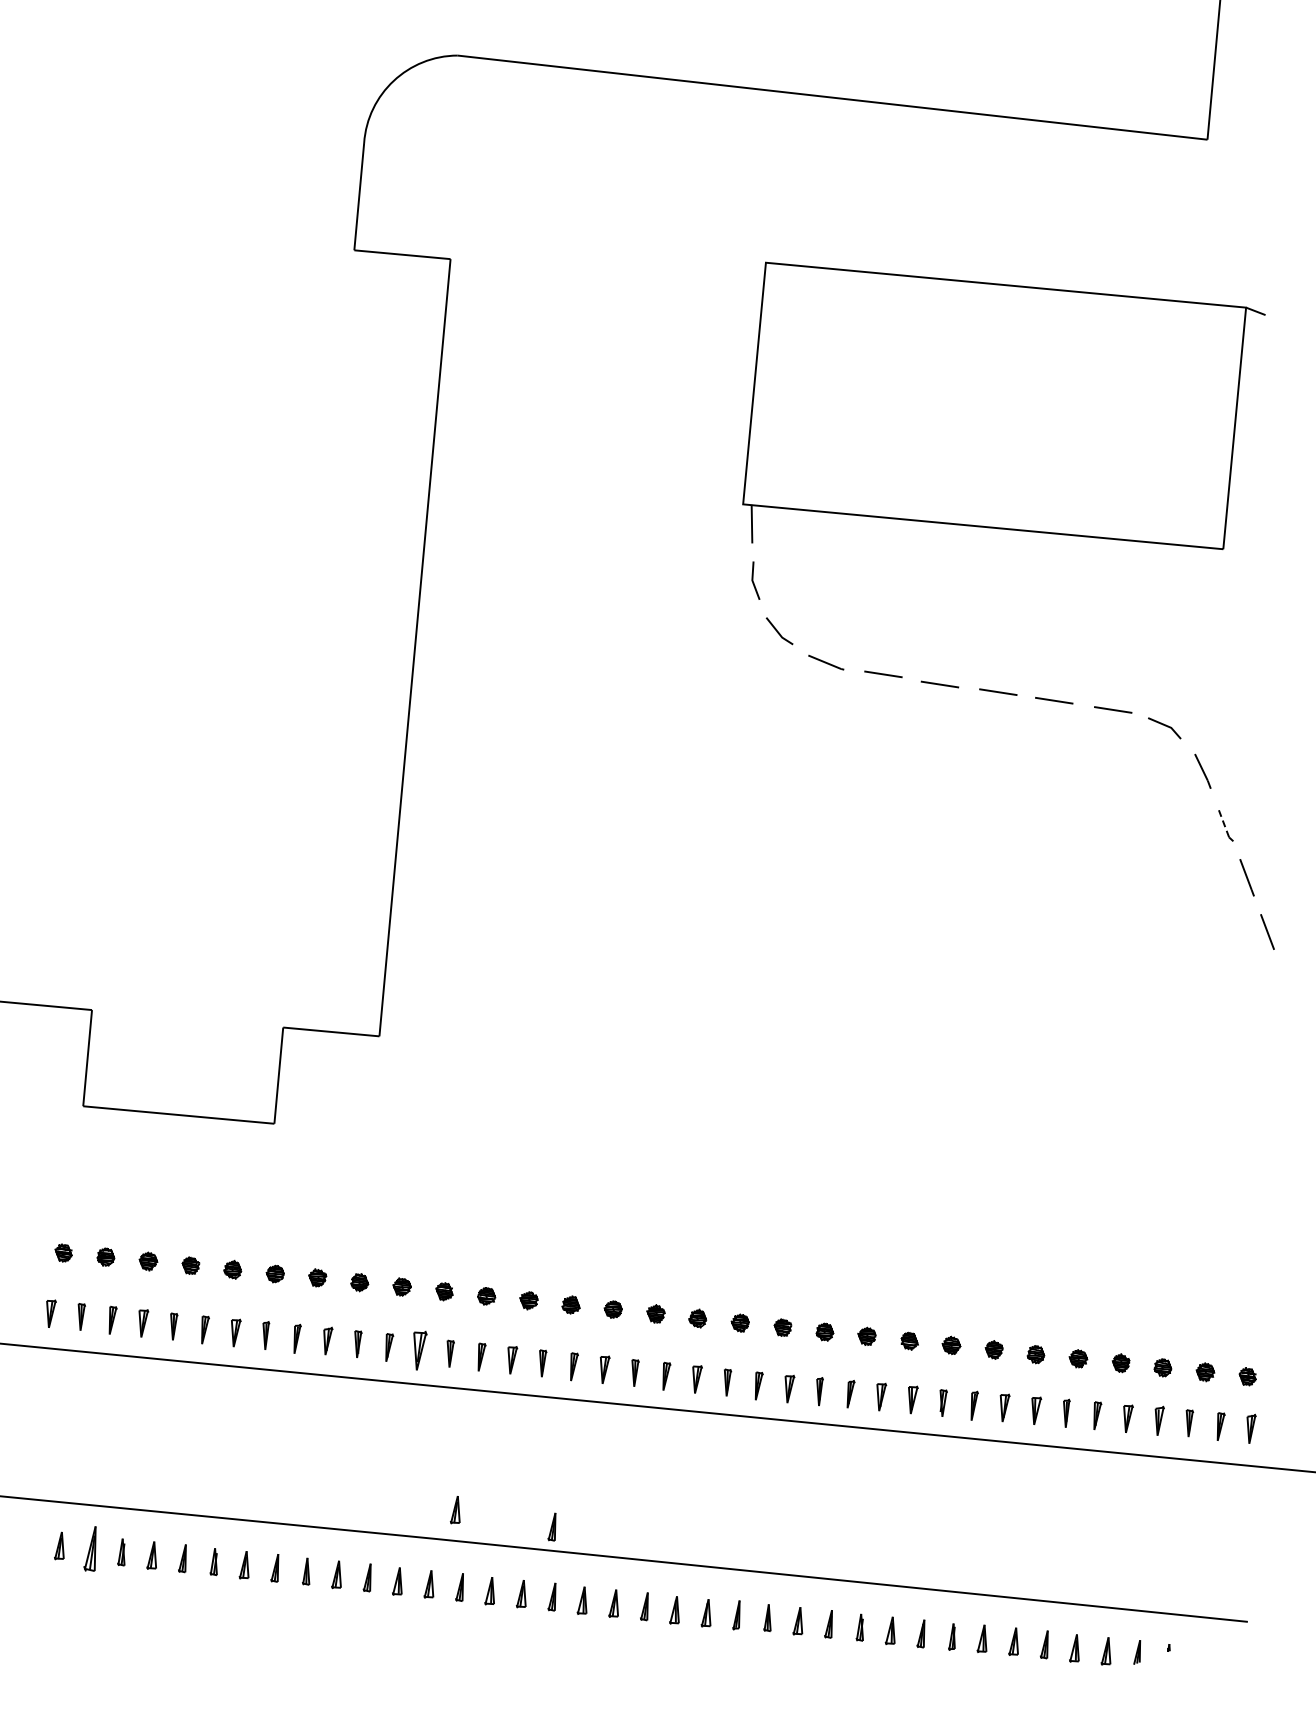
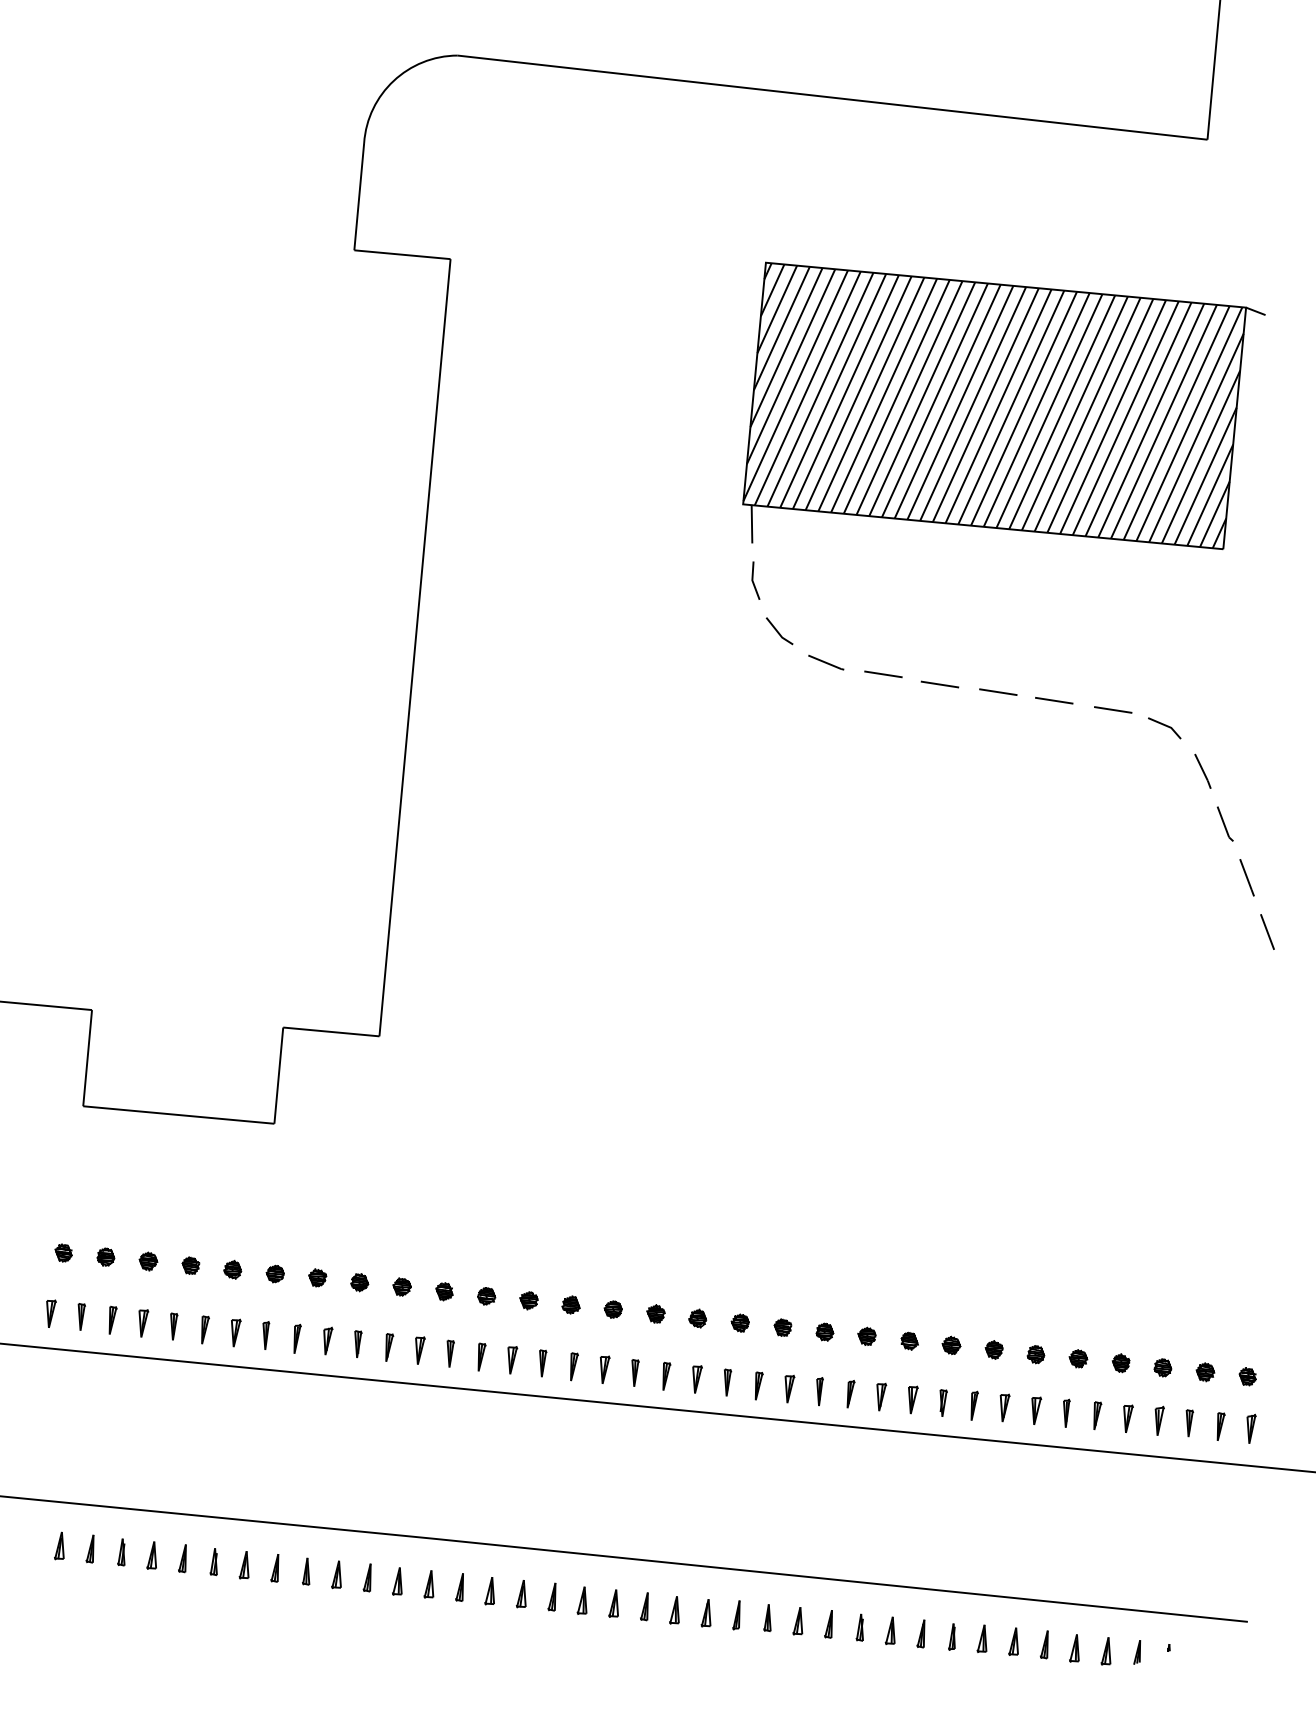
hatch: none -> present (993, 405)
line: dashed -> solid (1223, 821)
part size: 15x41 px -> 11x29 px (420, 1350)
part: present -> none (455, 1510)
part: present -> none (551, 1526)
part size: 14x46 px -> 10x30 px (89, 1548)
